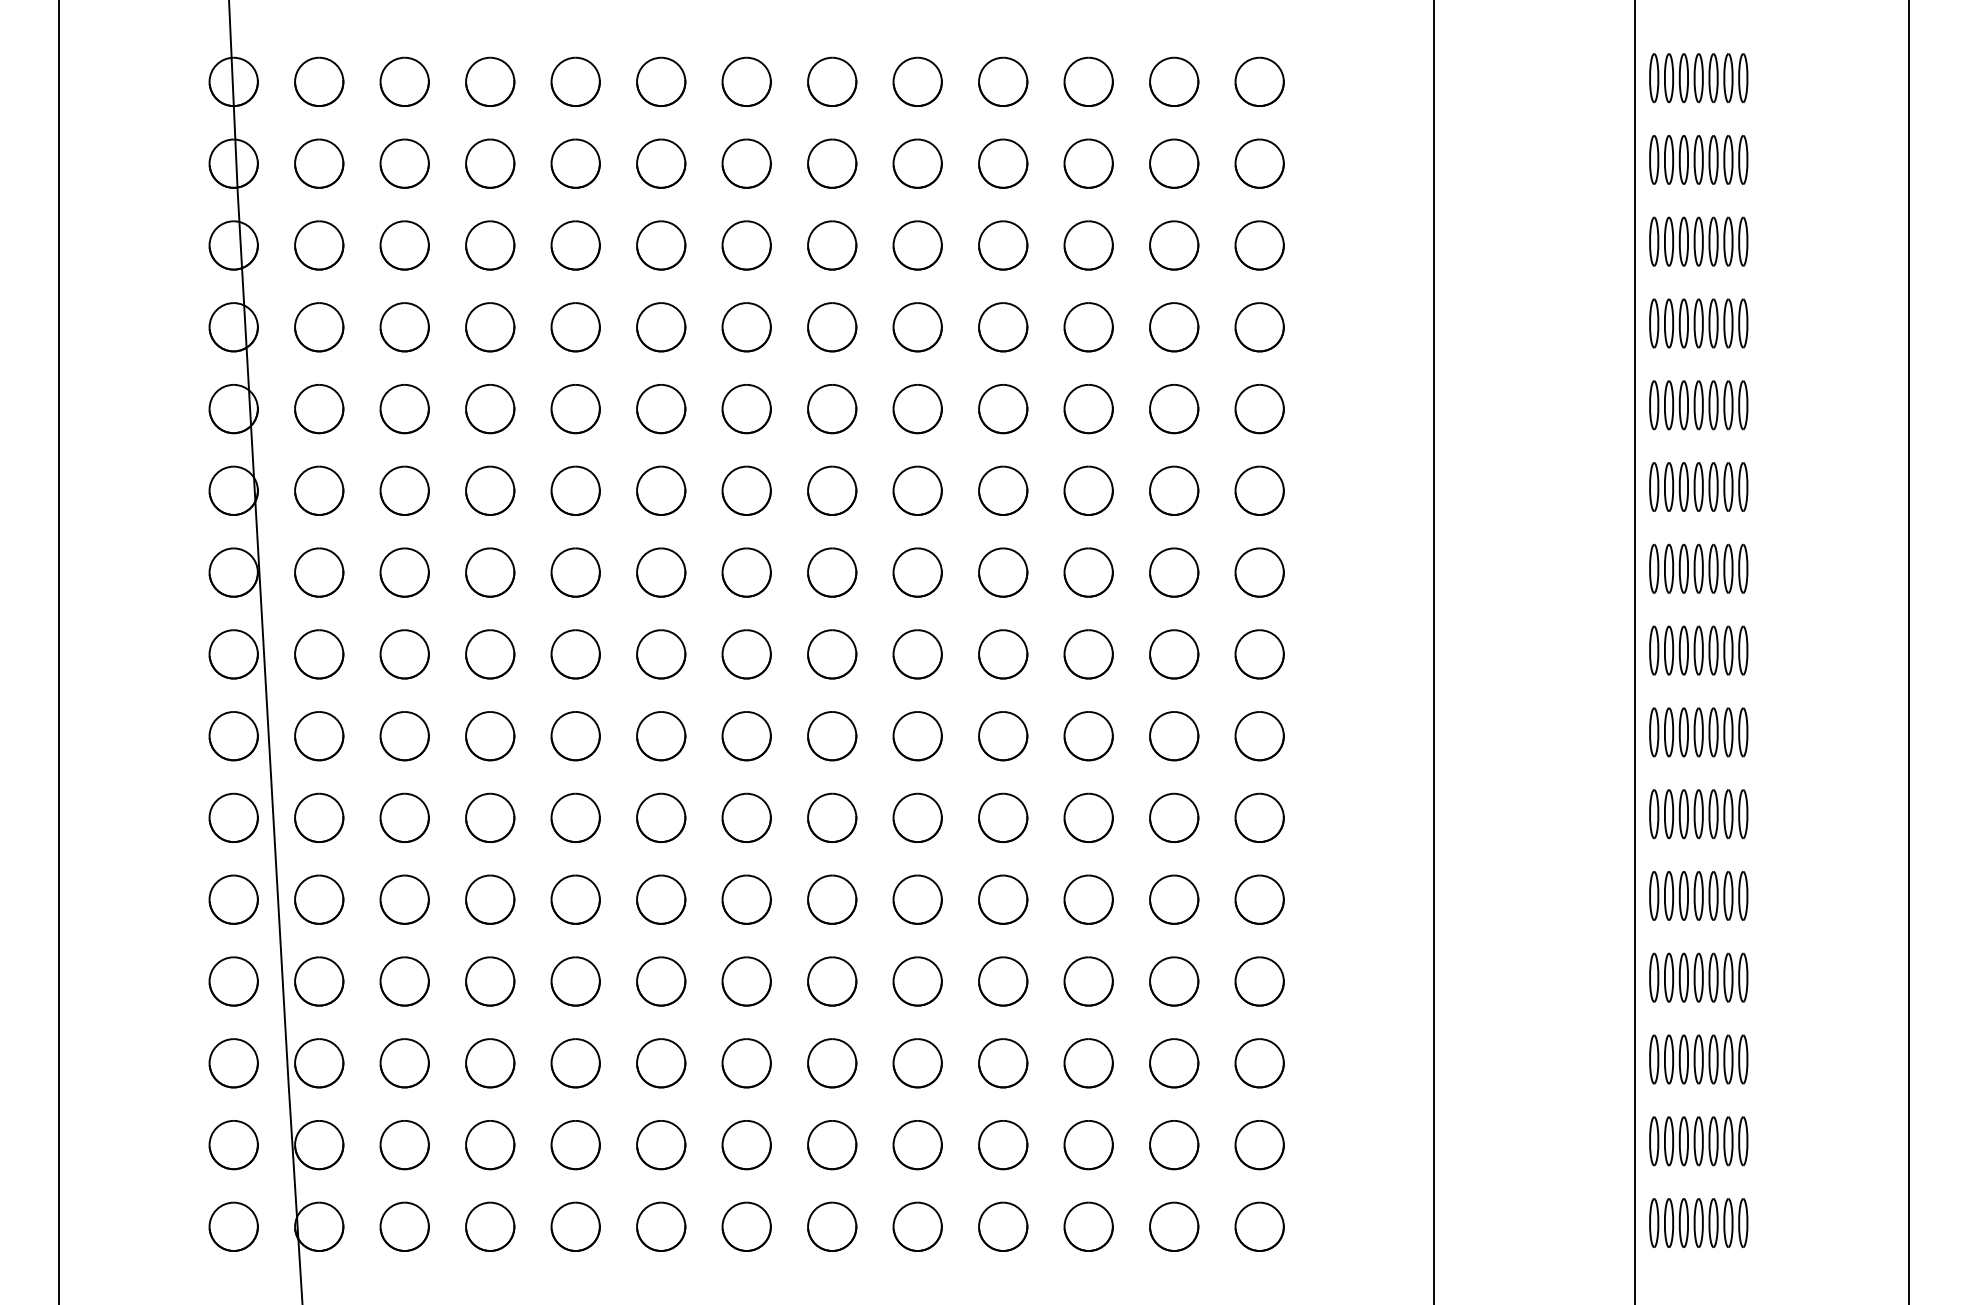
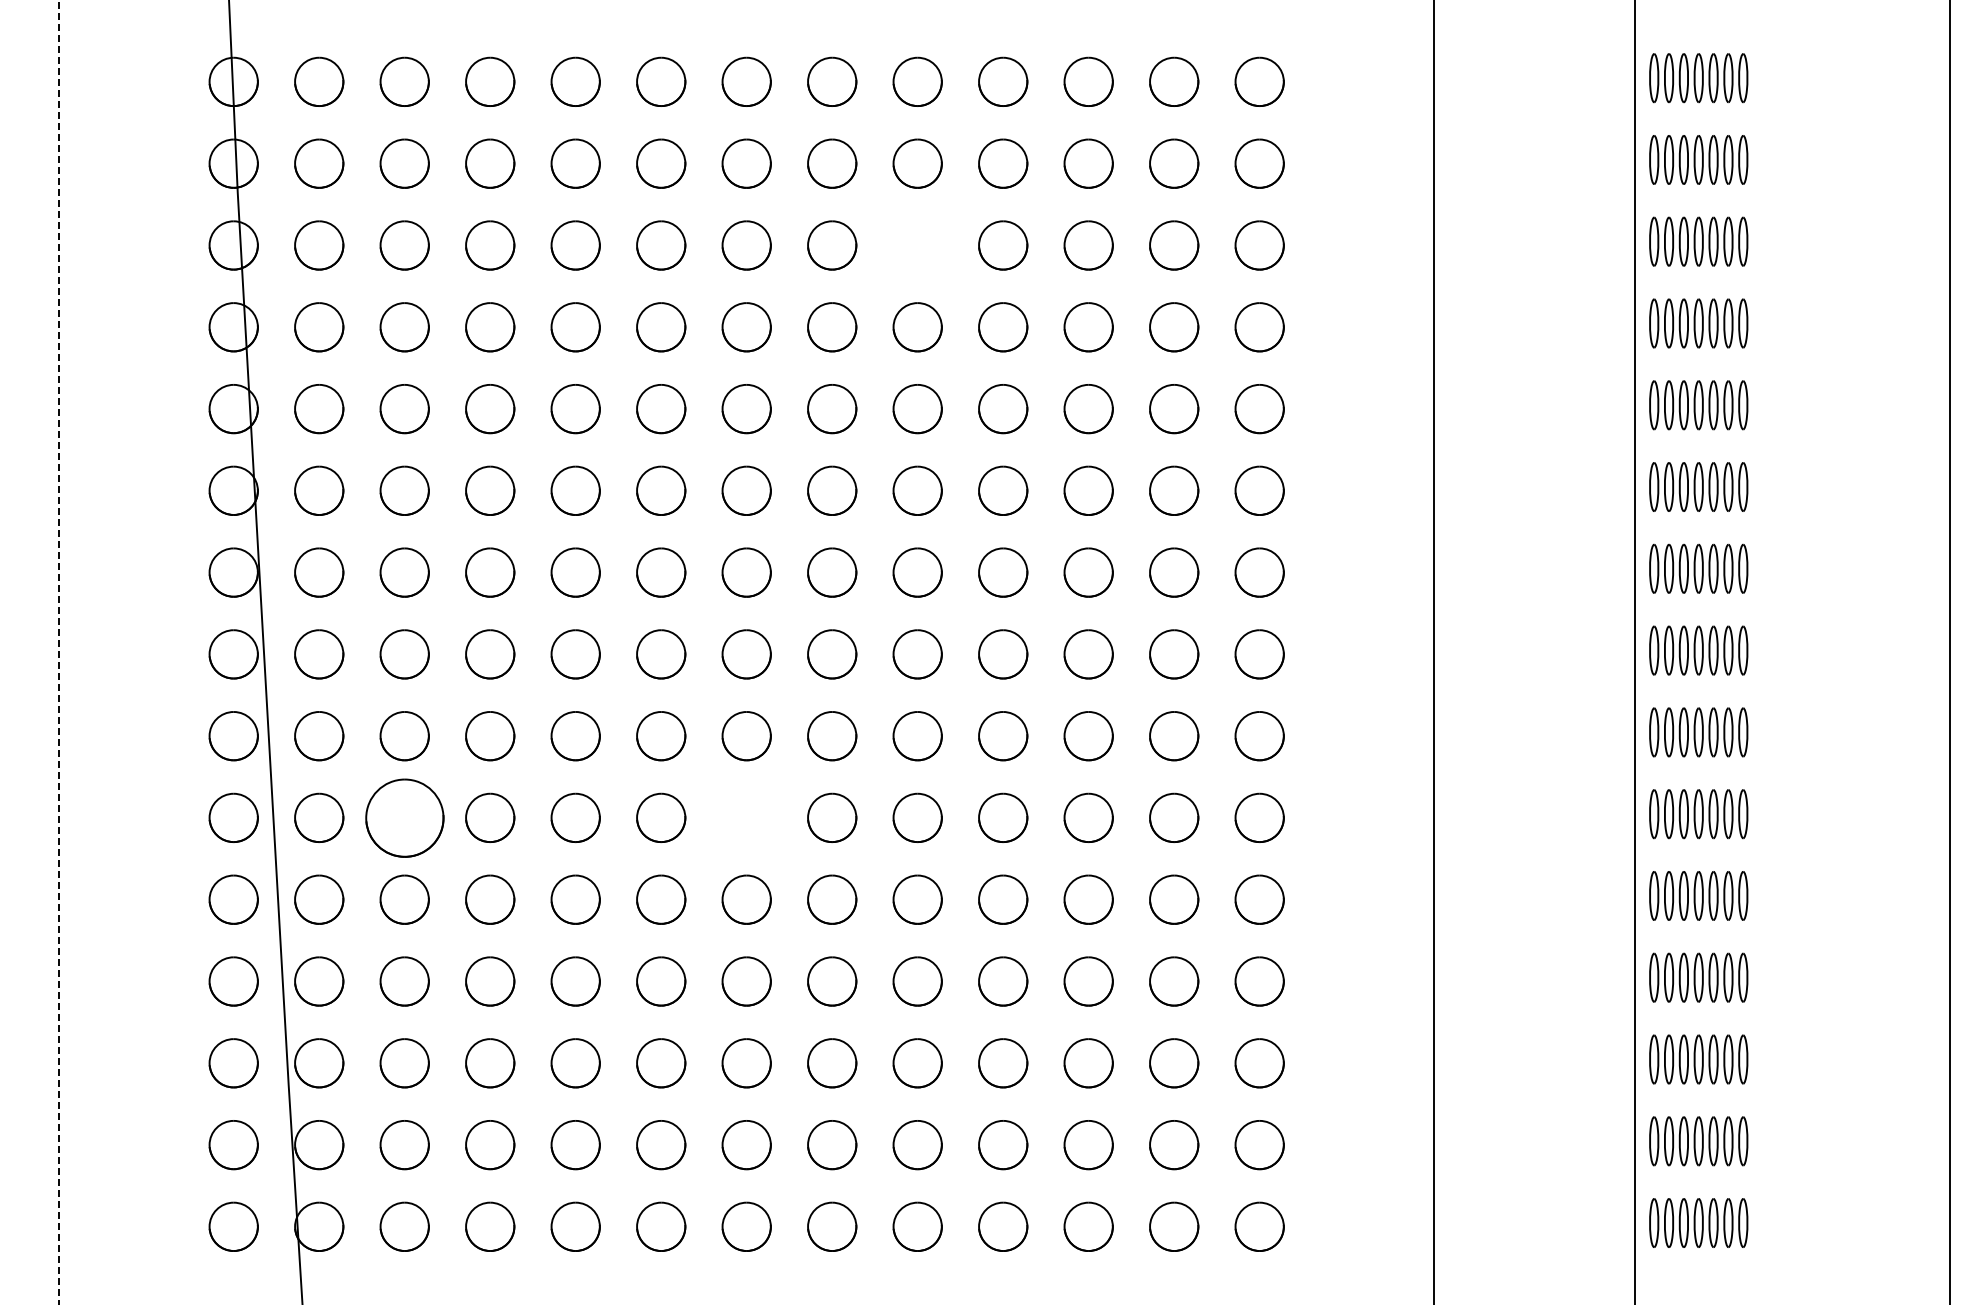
part: present -> none (917, 245)
line: solid -> dashed (59, 651)
line position: (1908, 651) -> (1949, 651) (1949, 651)
part size: 51x51 px -> 80x80 px (404, 817)
part: present -> none (746, 817)
